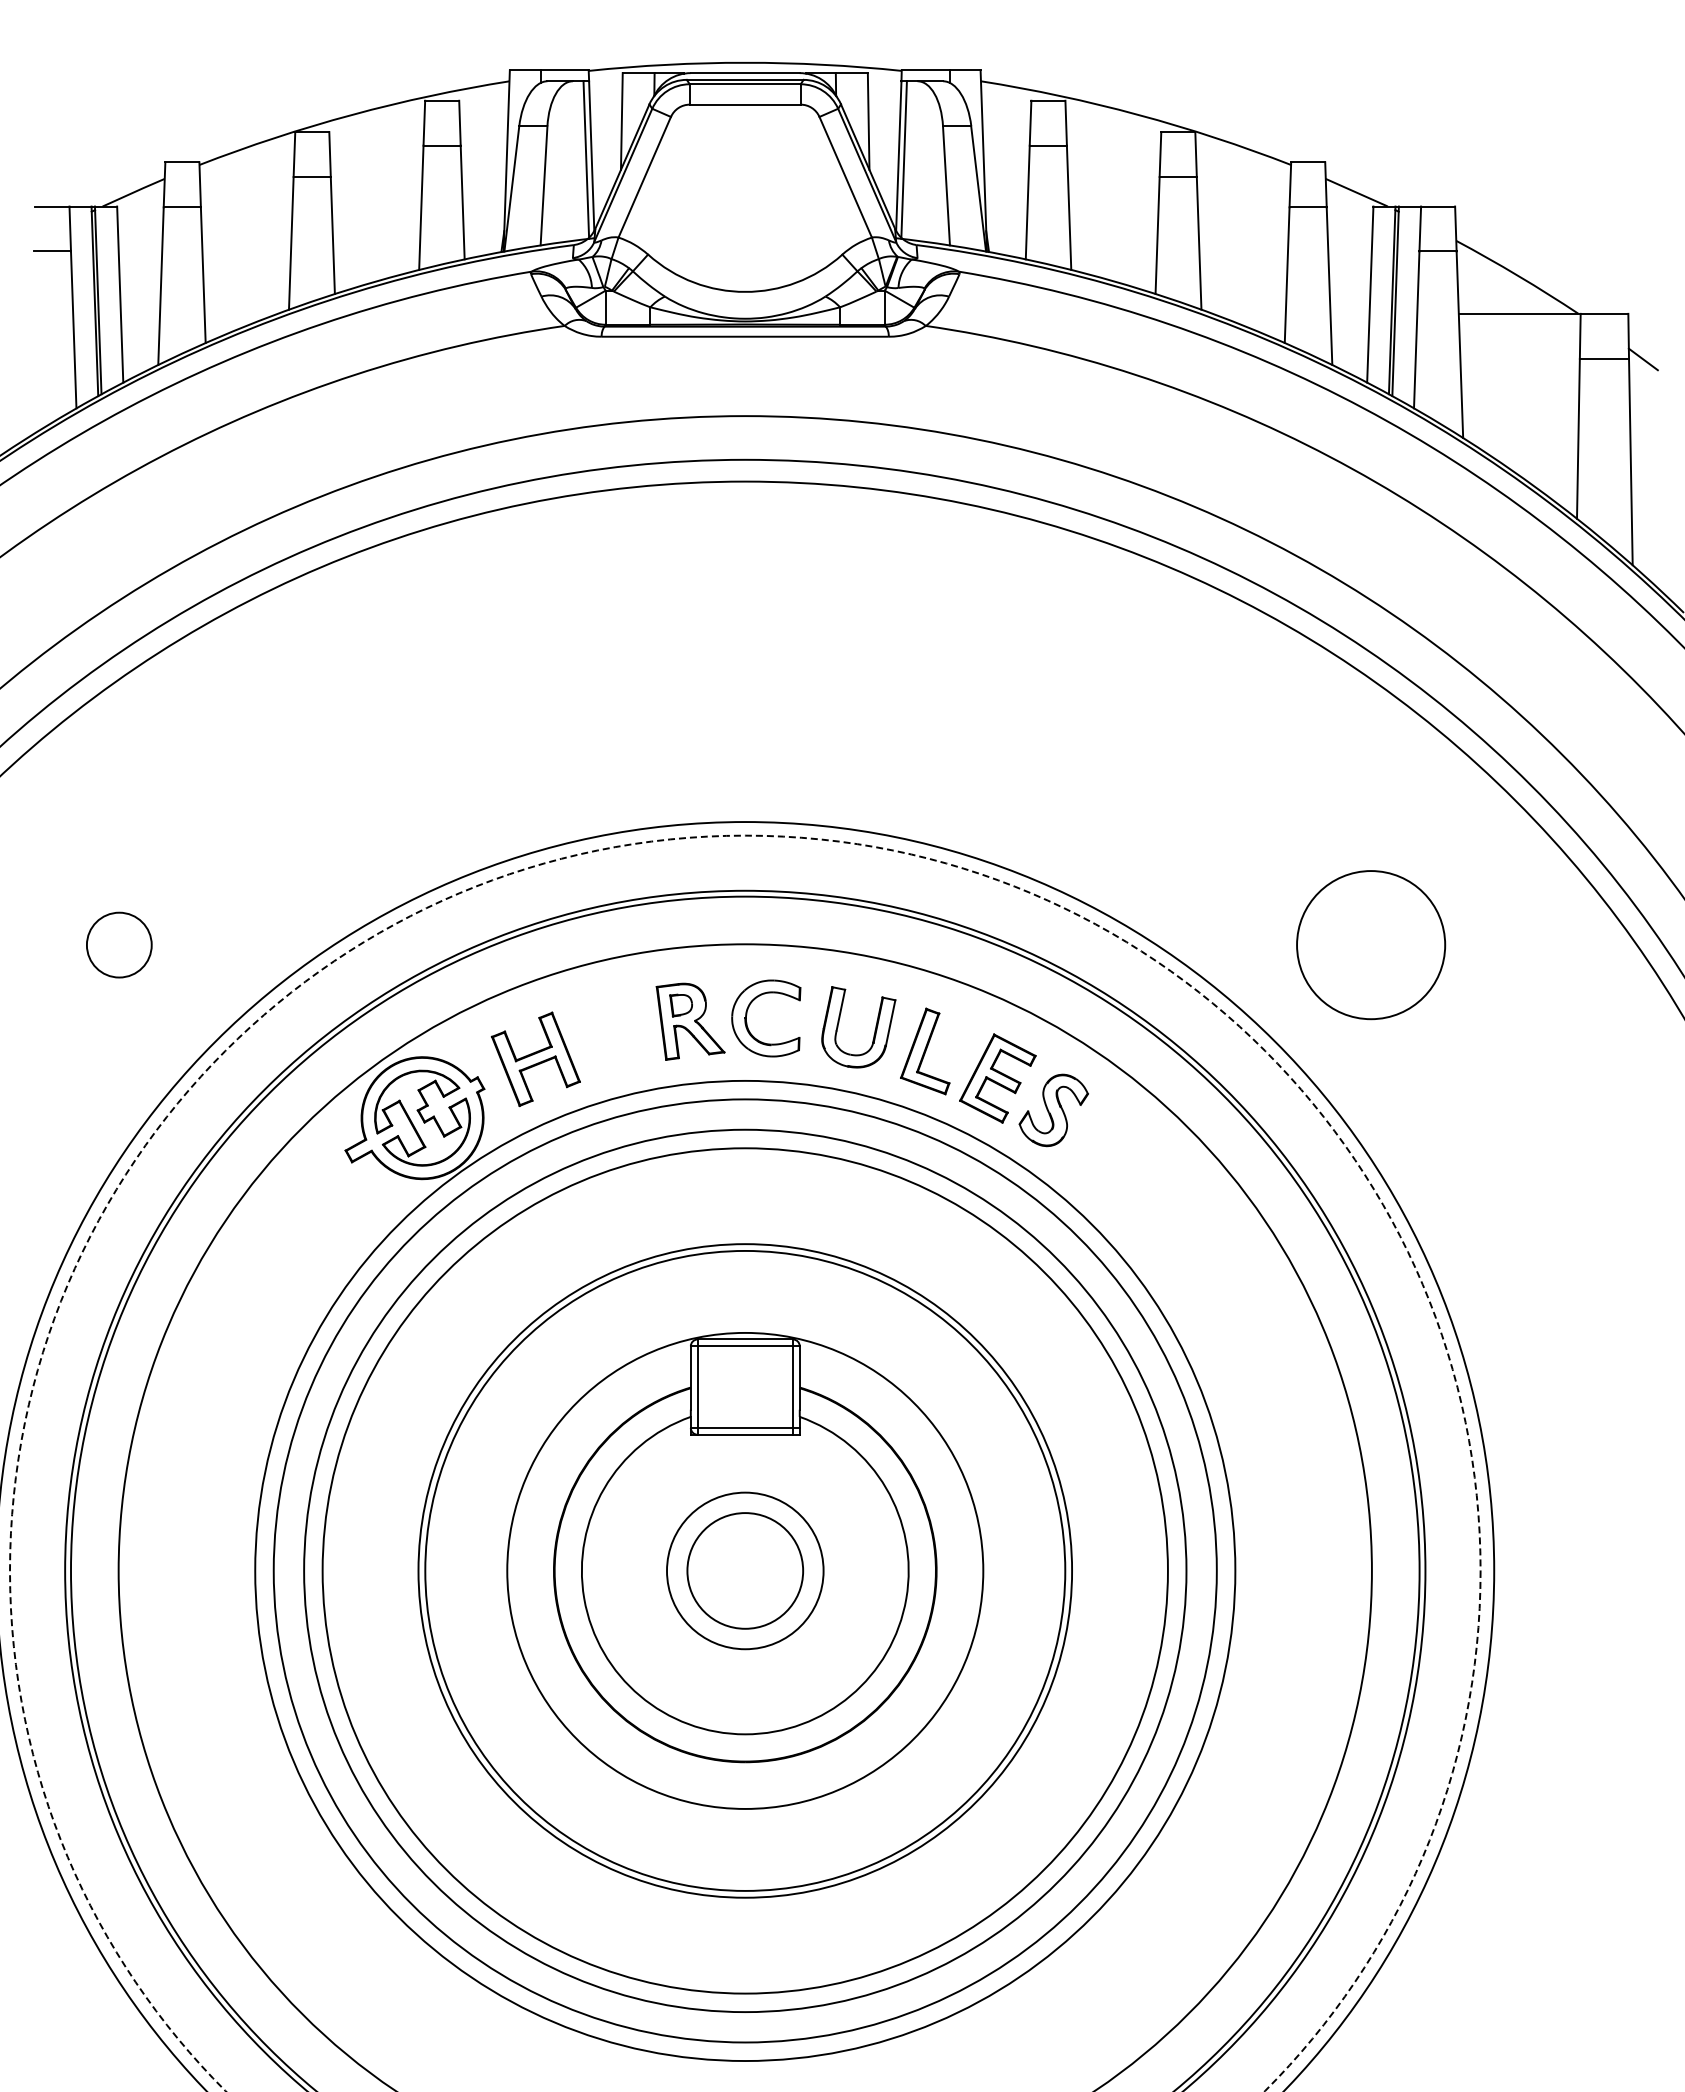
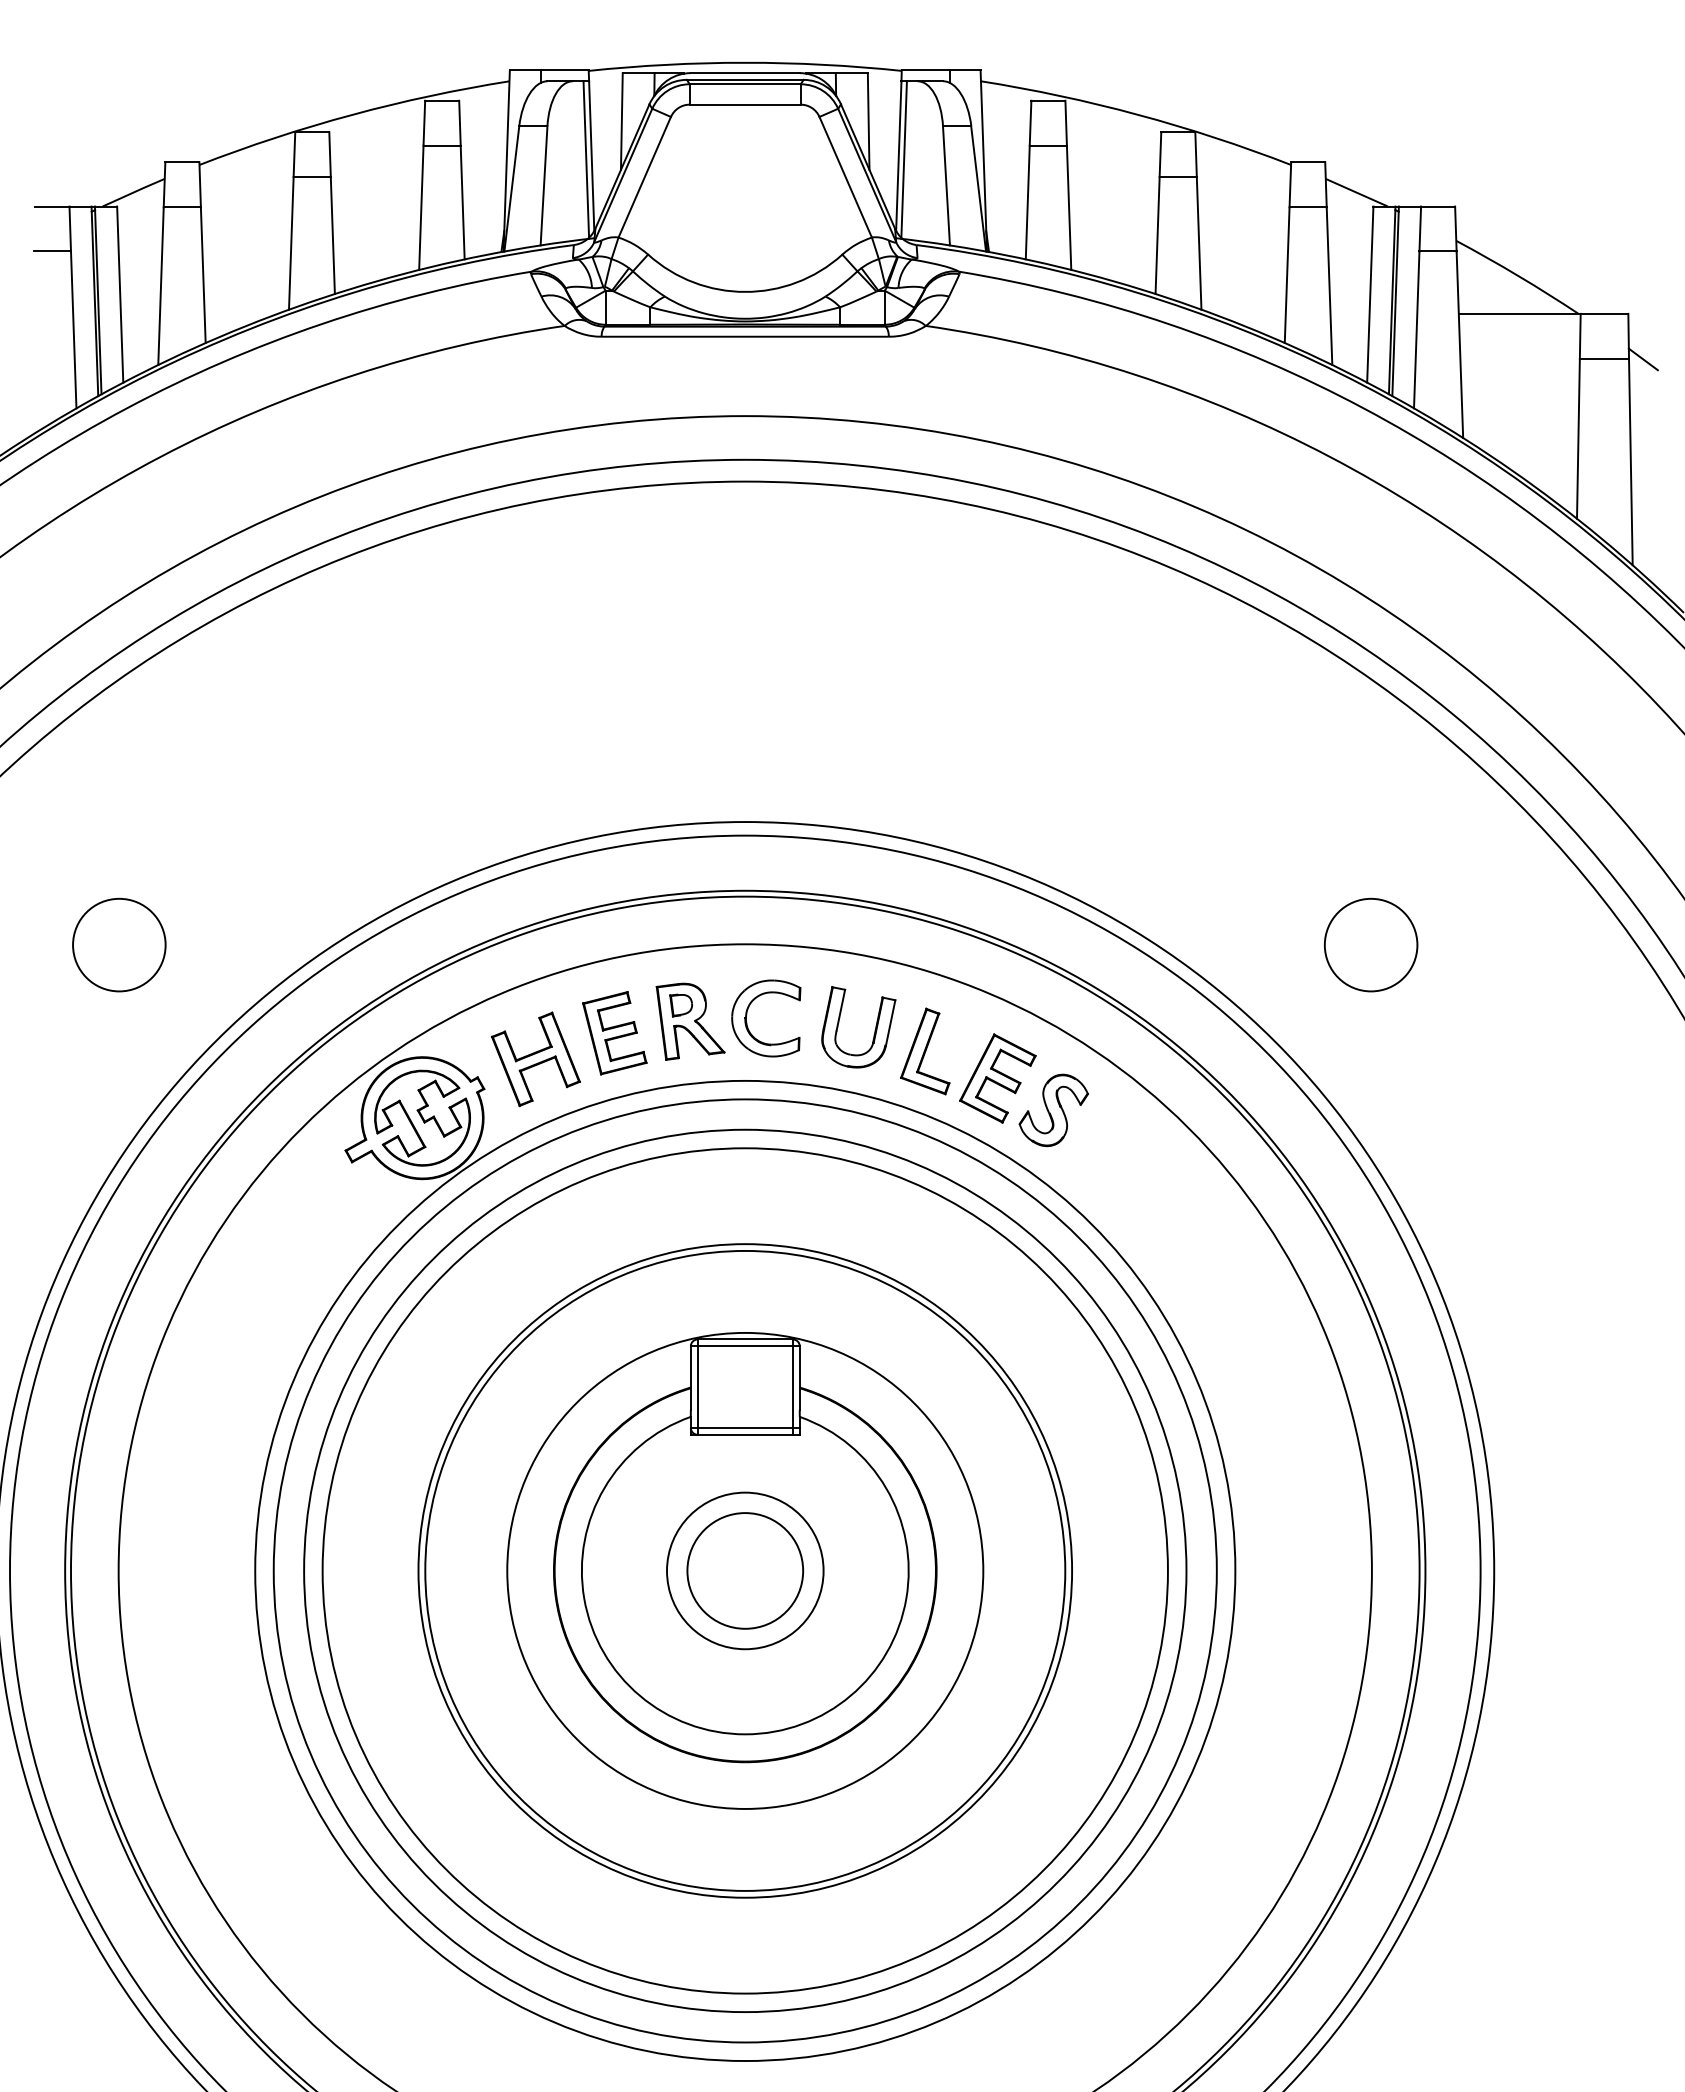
circle diameter: 65 px -> 93 px (119, 944)
circle diameter: 148 px -> 93 px (1370, 944)
part: none -> present (614, 1033)
circle: dashed -> solid (745, 1463)
